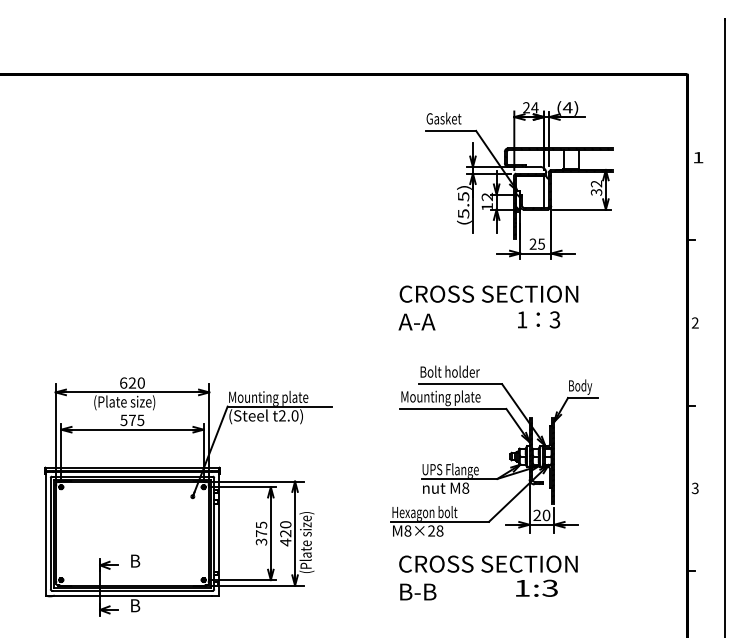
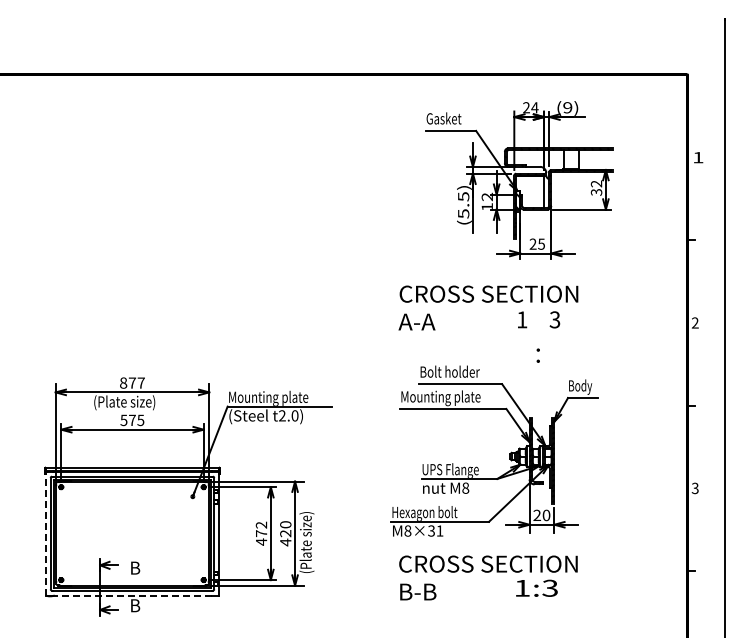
text: (4) -> (9) (567, 107)
text position: (537, 319) -> (537, 355) (537, 355)
text: 620 -> 877 (132, 382)
text: M8×28 -> M8×31 (435, 530)
line: solid -> dashed (45, 533)
text: 375 -> 472 (261, 533)
text position: (135, 560) -> (135, 567) (135, 567)
line: solid -> dashed (132, 595)
